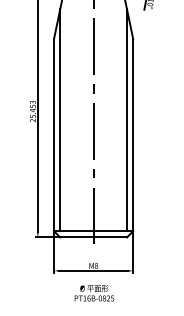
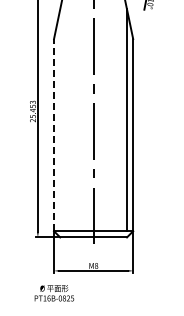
line: present -> none (60, 120)
line: solid -> dashed (54, 134)
text position: (94, 293) -> (54, 293) (54, 293)
